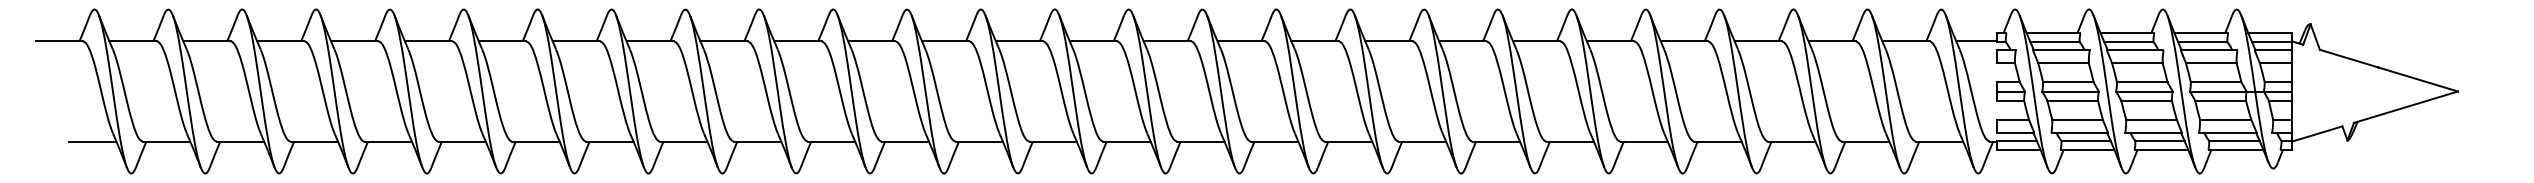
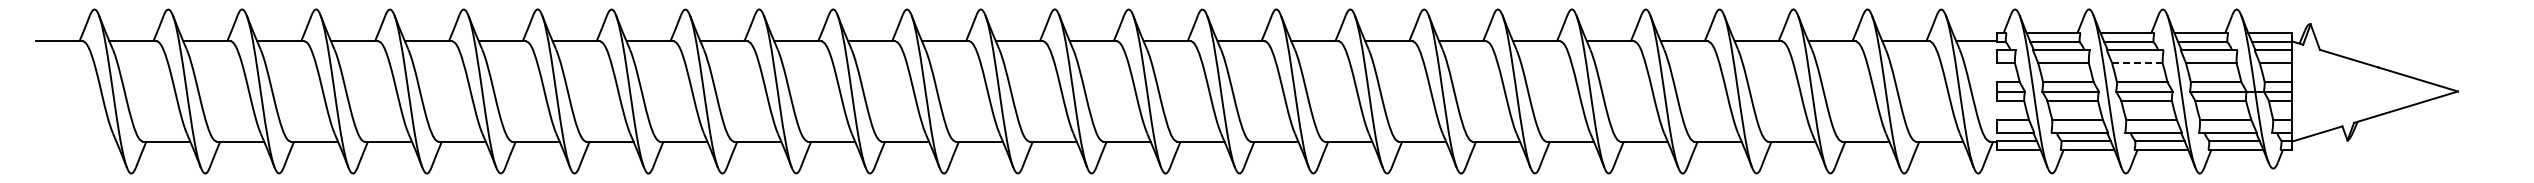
line: solid -> dashed (2136, 63)
line: present -> none (92, 141)
